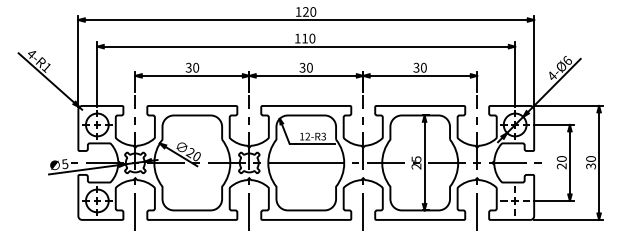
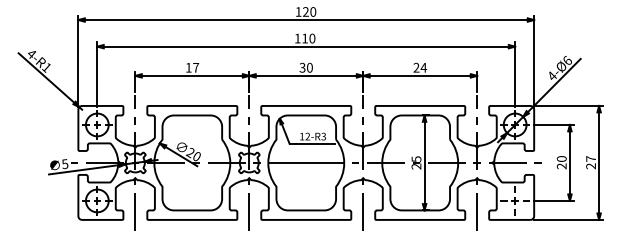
text: 30 -> 17 (192, 67)
text: 30 -> 24 (420, 67)
text: 30 -> 27 (590, 162)
